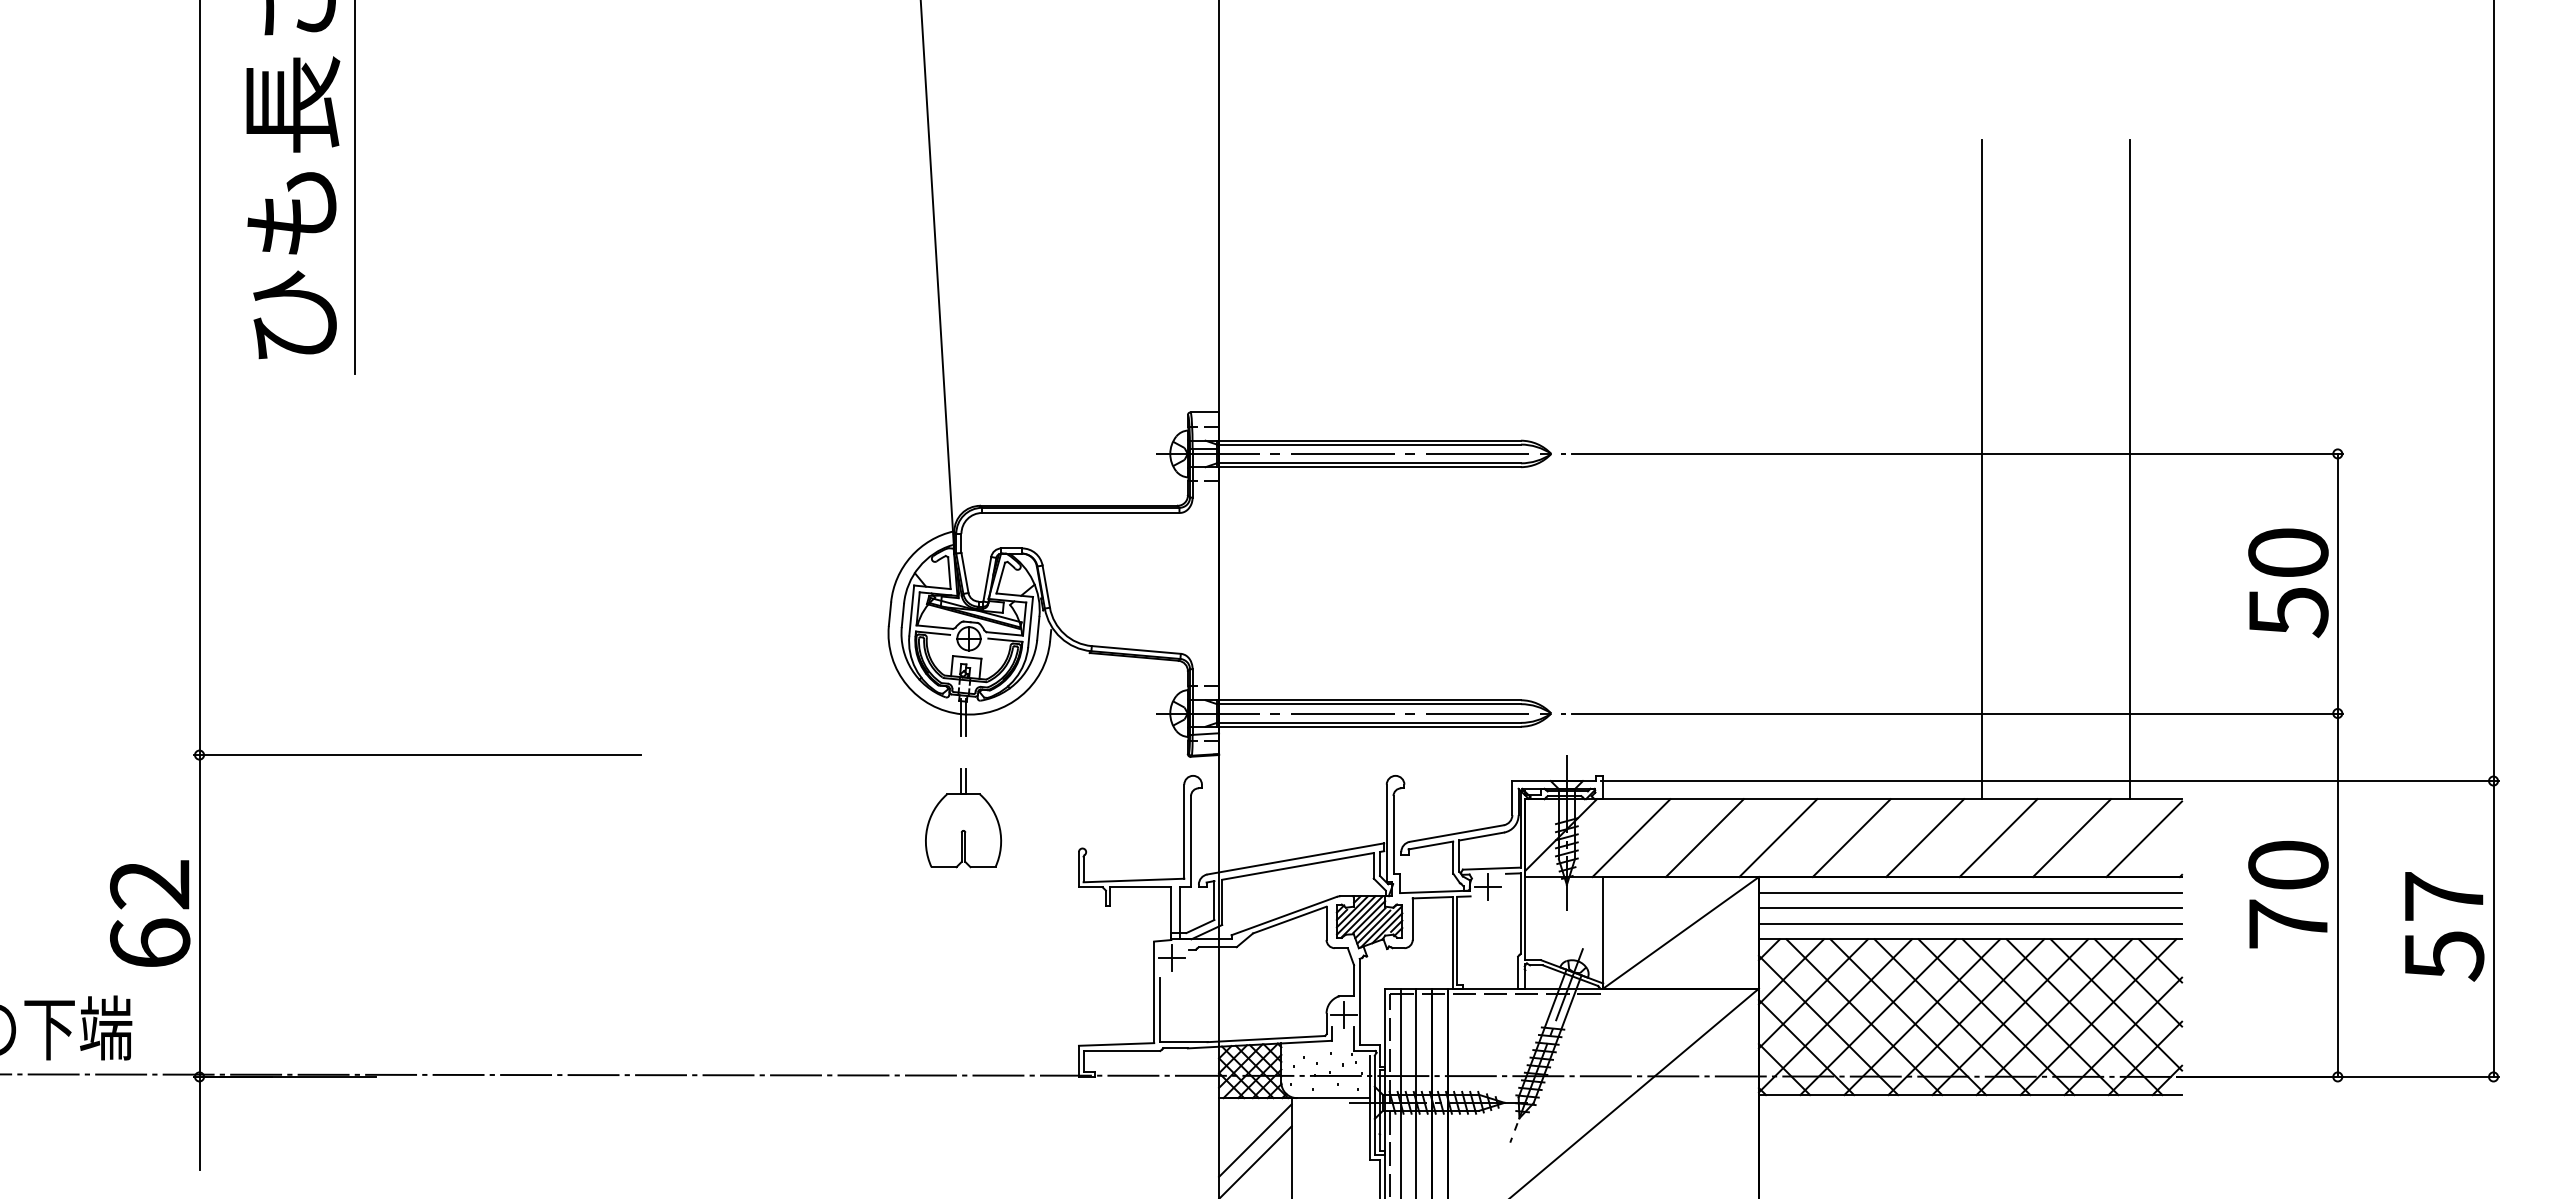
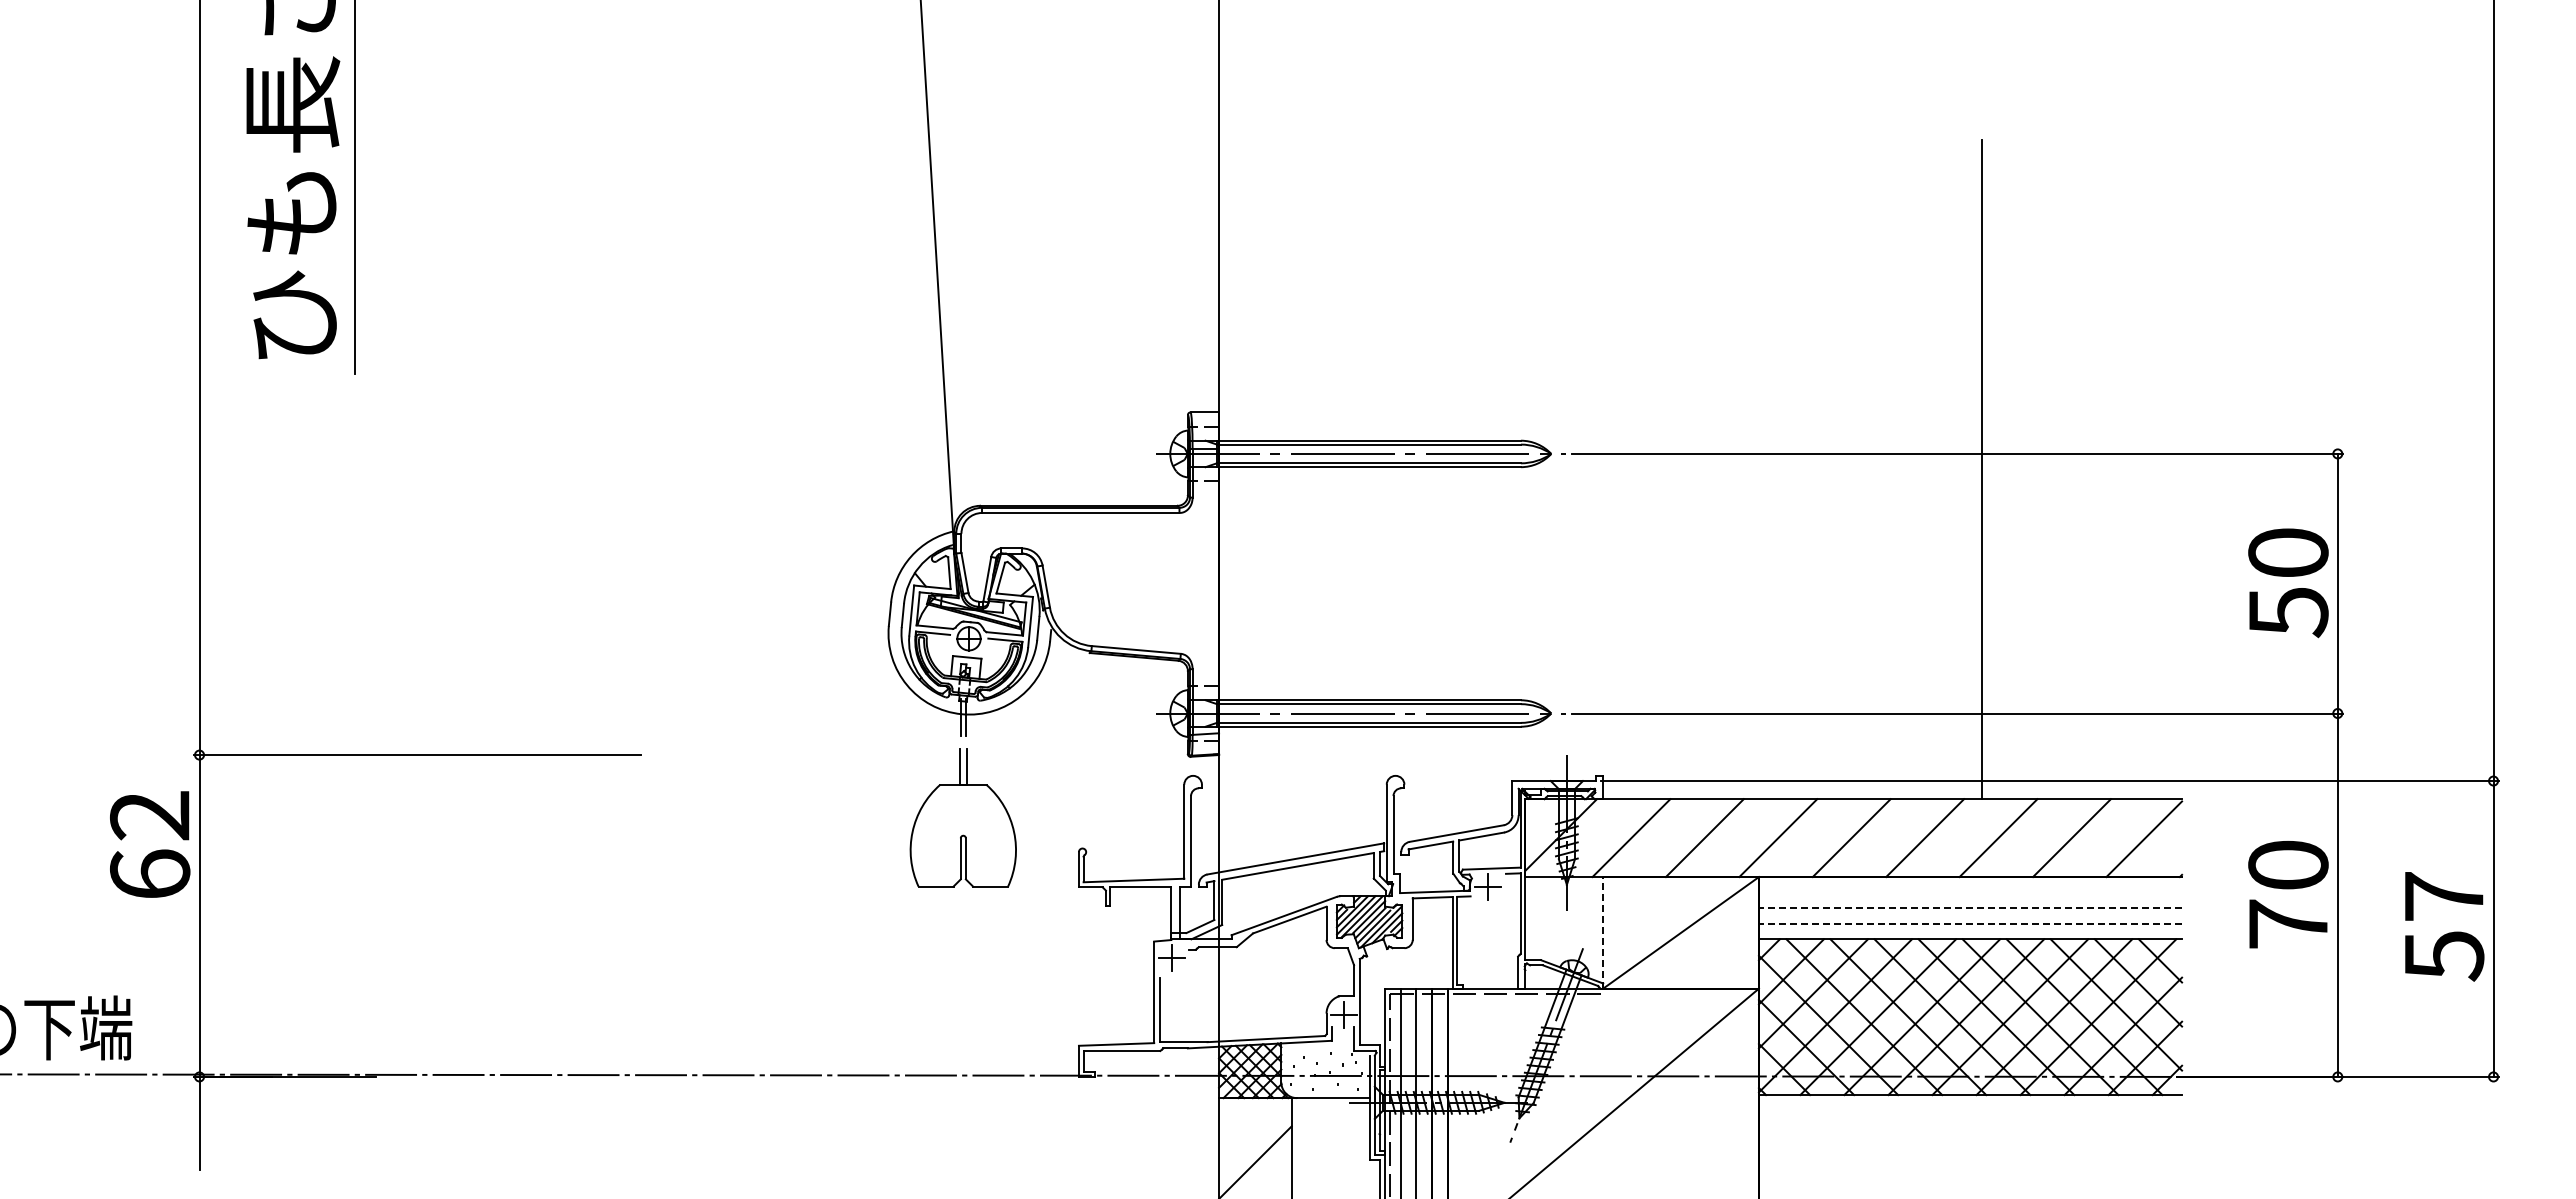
line: present -> none (2130, 469)
part size: 78x101 px -> 108x140 px (962, 817)
line: present -> none (1970, 892)
line: solid -> dashed (1970, 908)
text position: (150, 913) -> (150, 844) (150, 844)
line: solid -> dashed (1970, 923)
line: solid -> dashed (1603, 932)
line: present -> none (1255, 1140)
